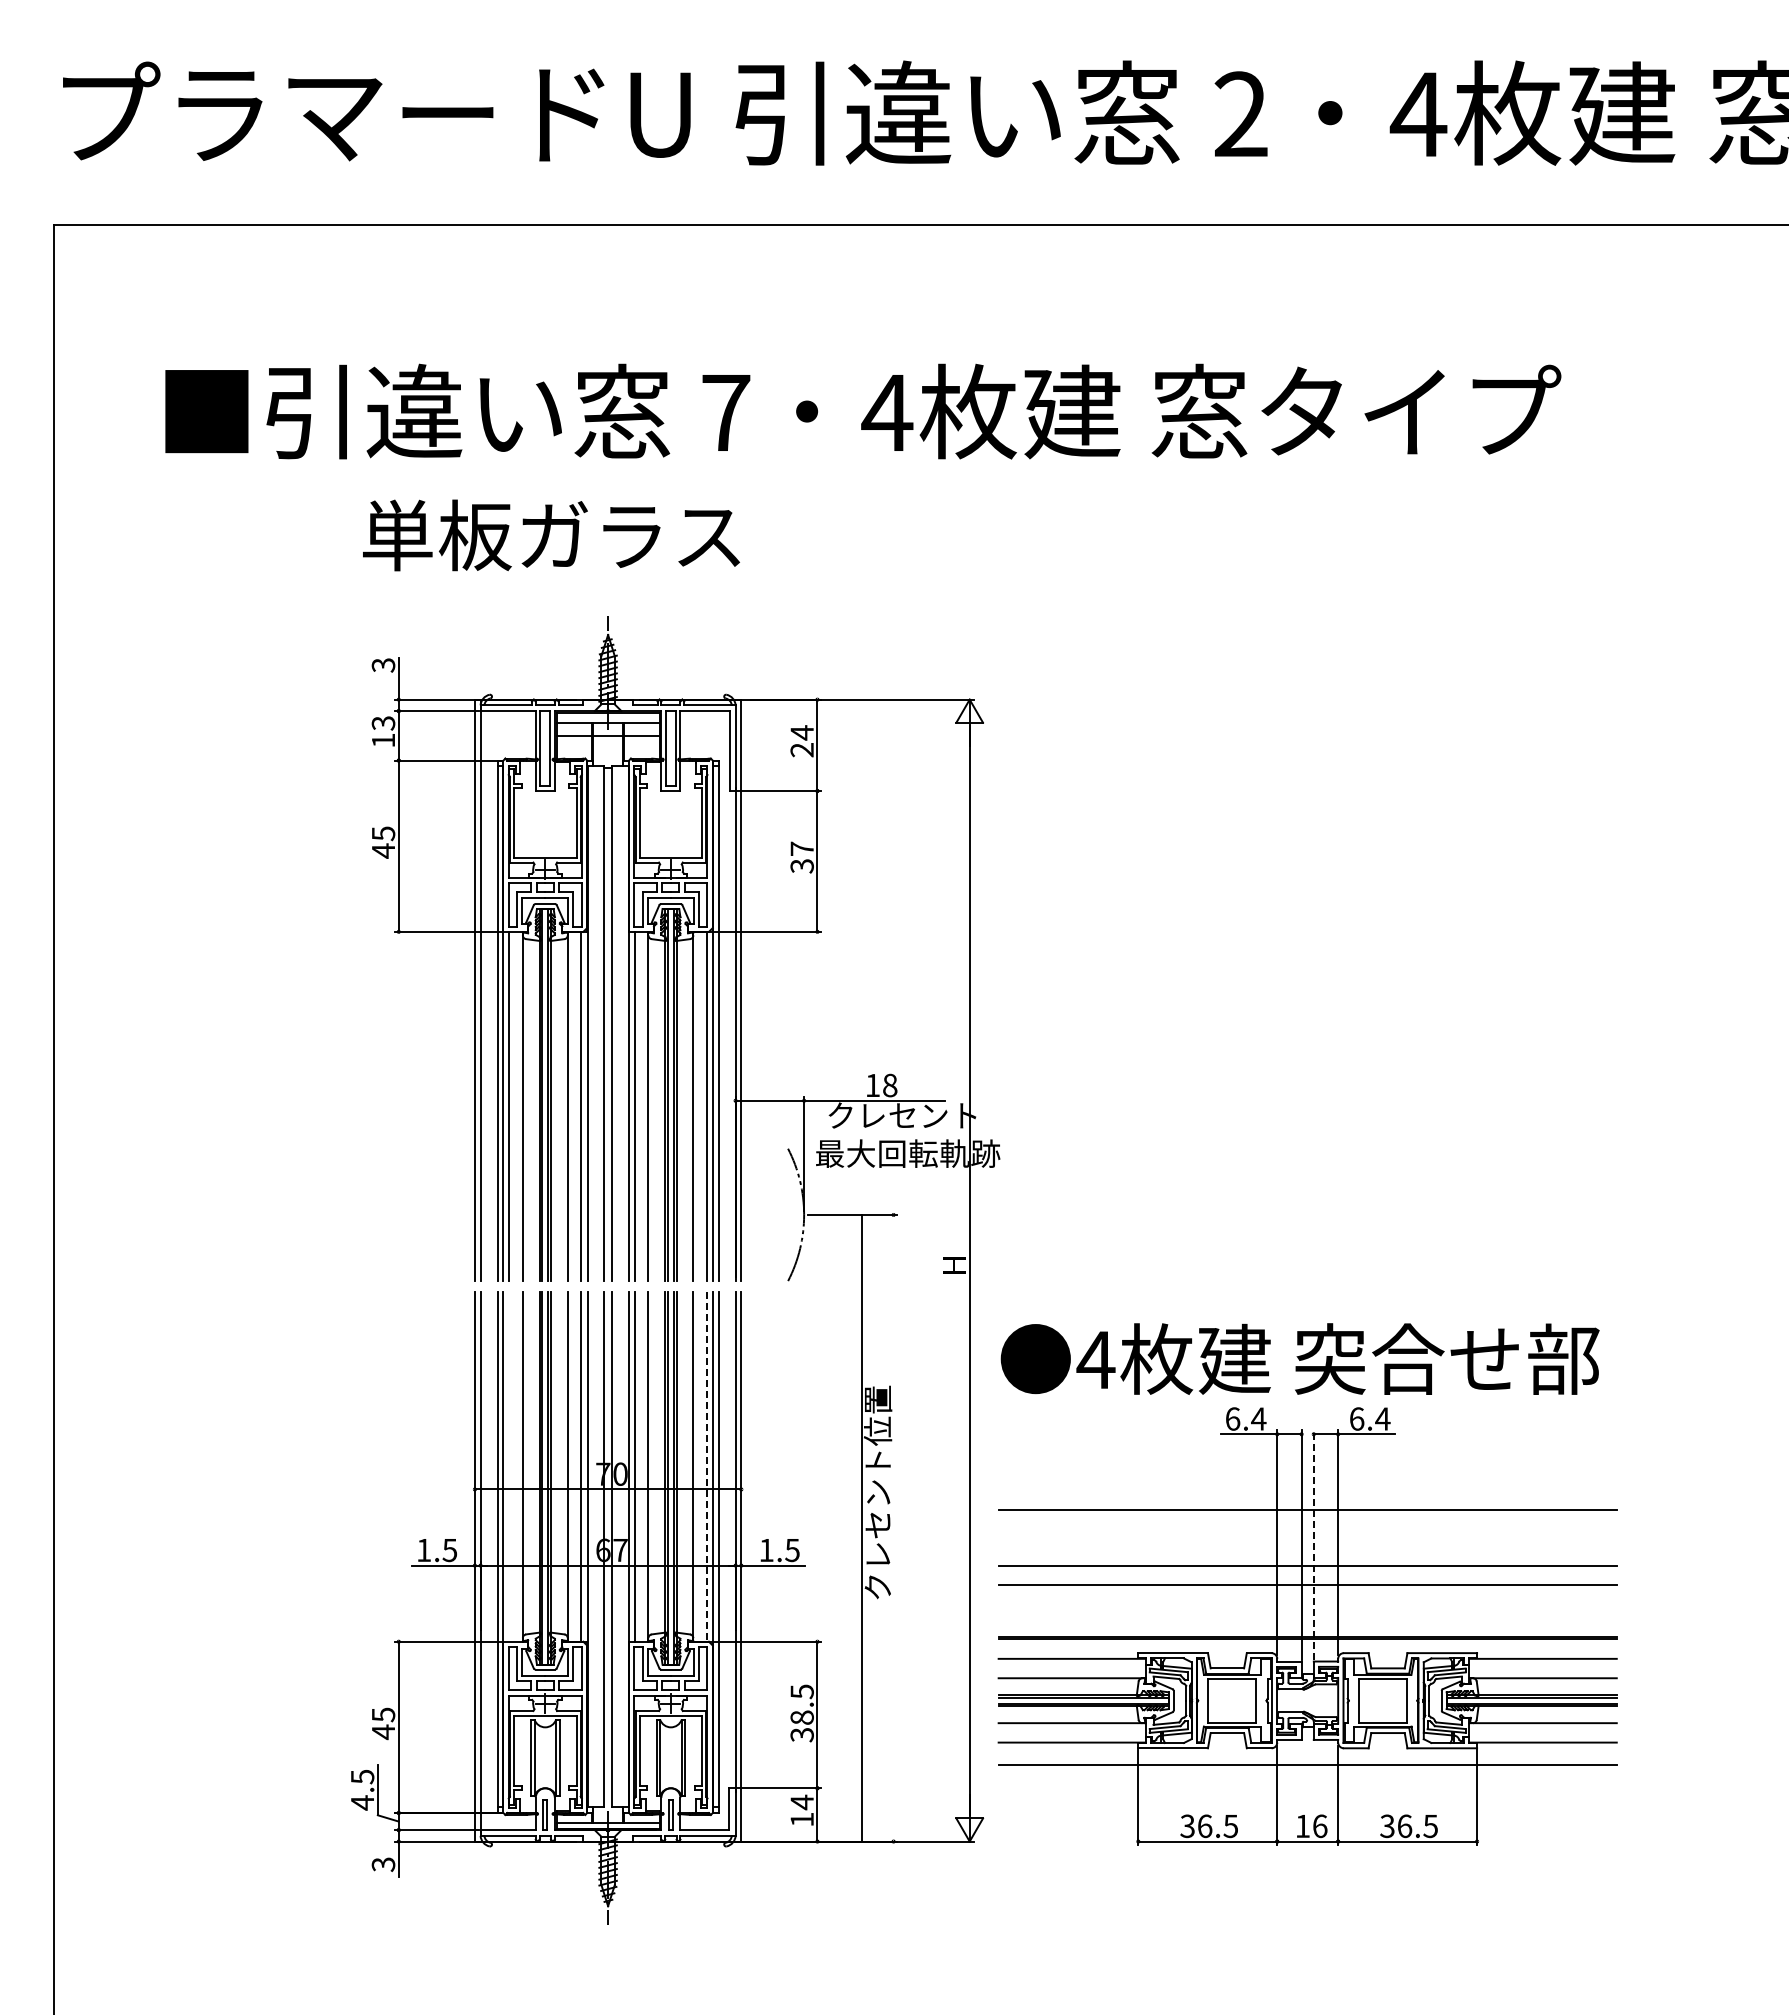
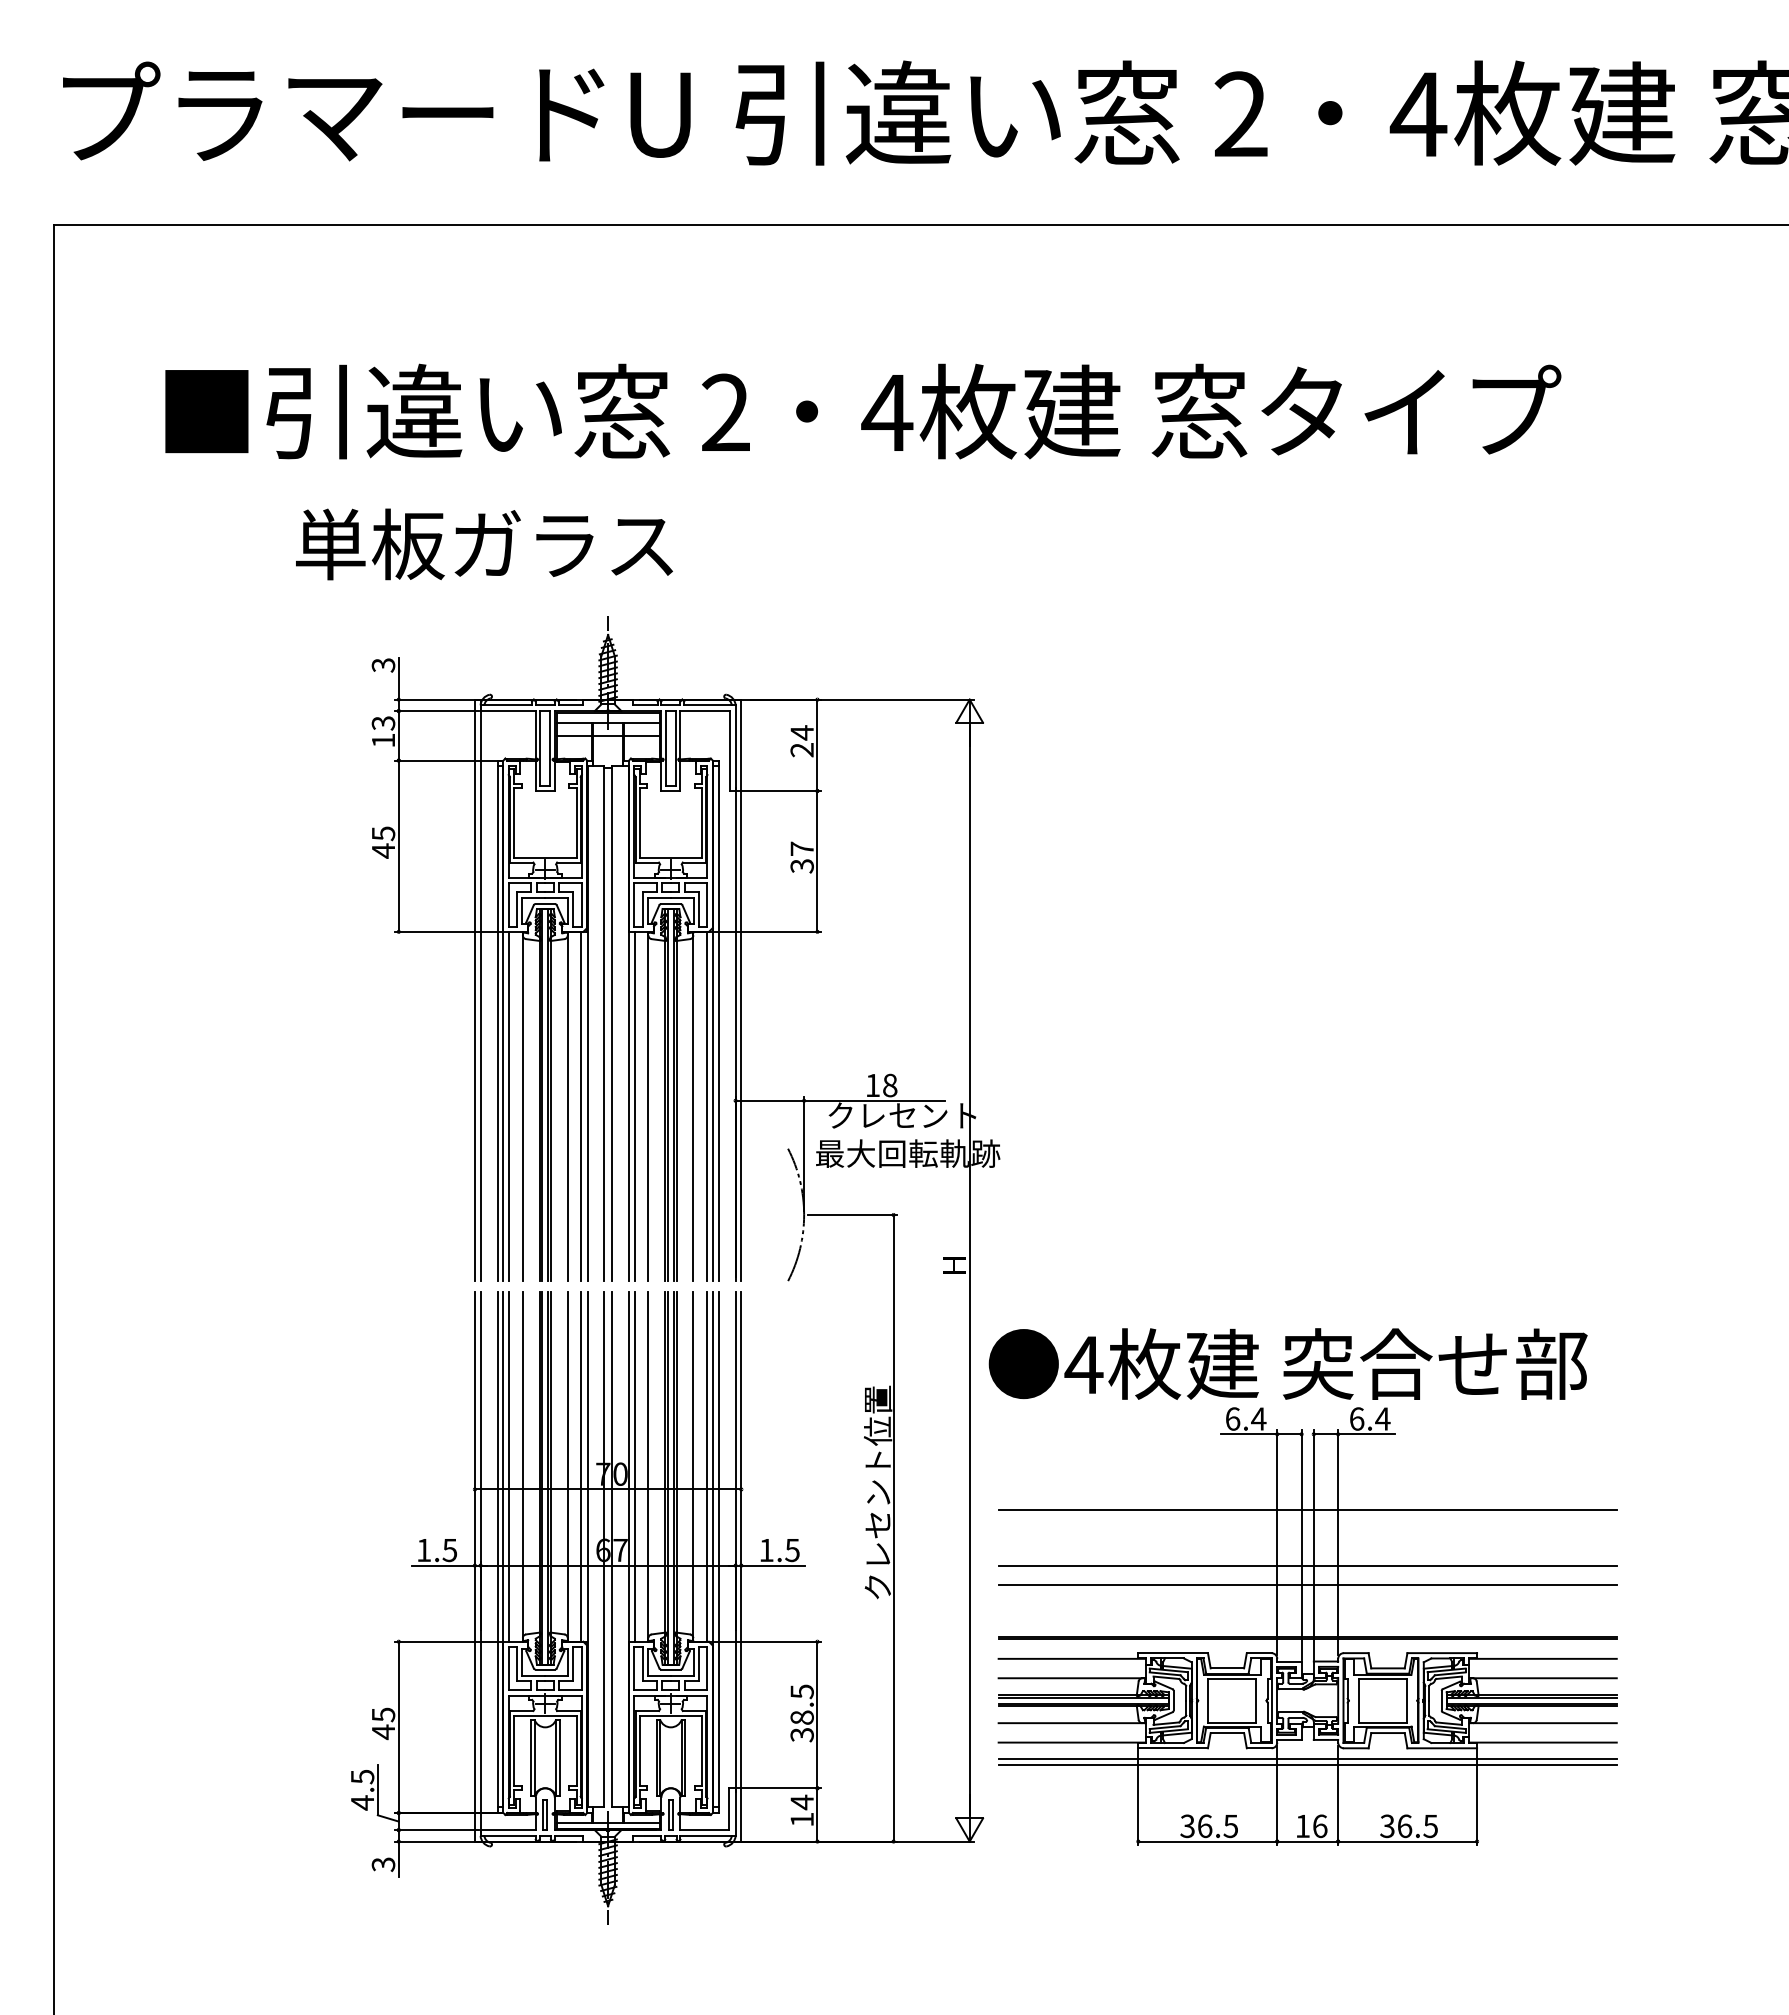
text: 7 -> 2 (726, 411)
text position: (551, 535) -> (484, 544) (484, 544)
text position: (1299, 1358) -> (1287, 1363) (1287, 1363)
line: none -> present (509, 1466)
line: dashed -> solid (707, 1467)
line position: (861, 1527) -> (893, 1527) (893, 1527)
line: dashed -> solid (1313, 1545)
line: none -> present (1307, 1758)
